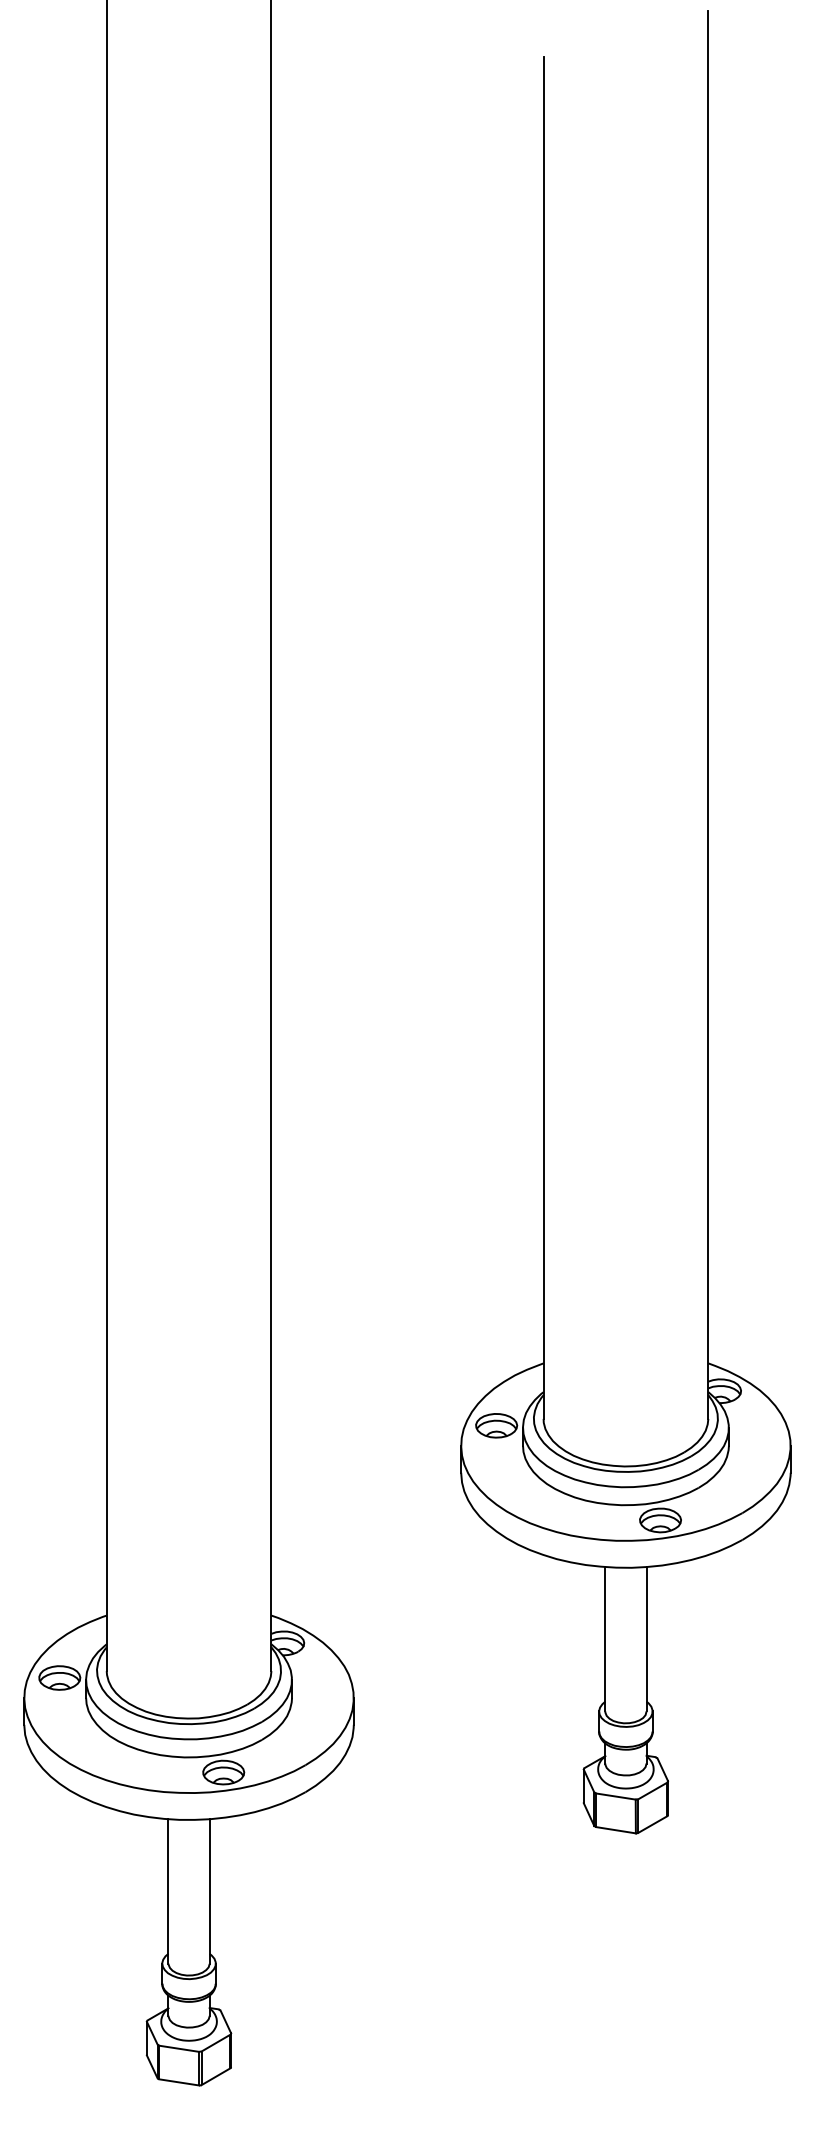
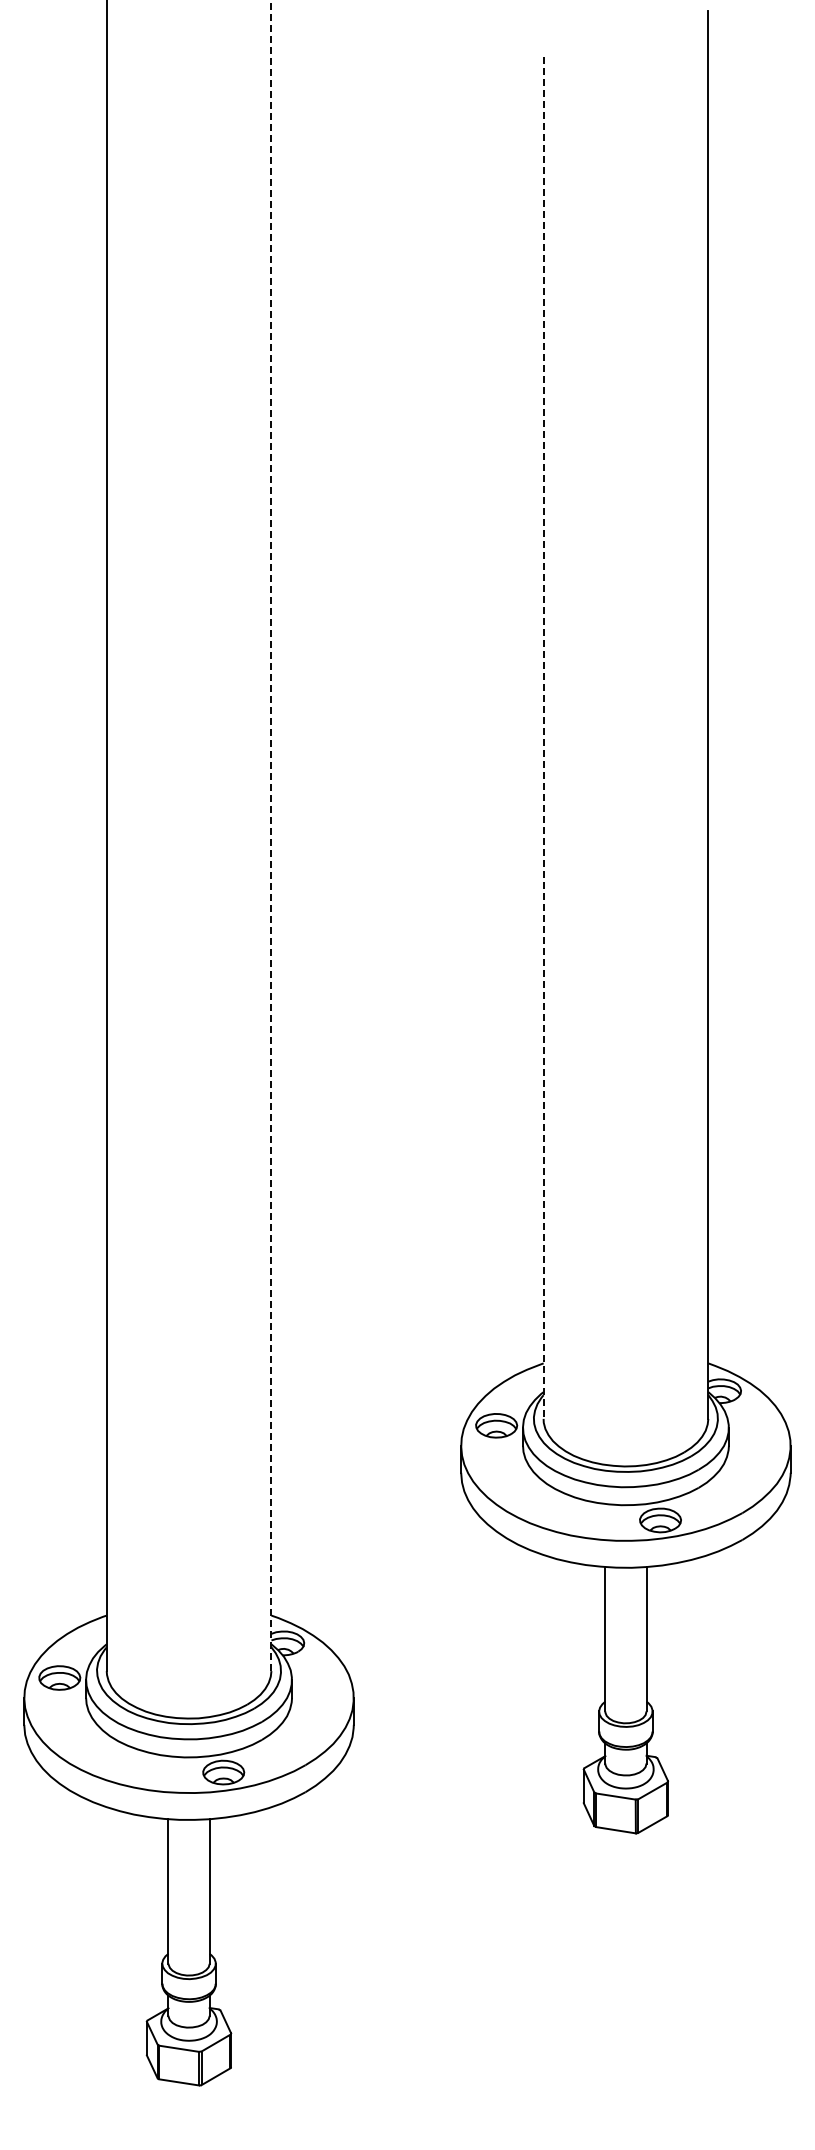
line: solid -> dashed (543, 738)
line: solid -> dashed (271, 835)
